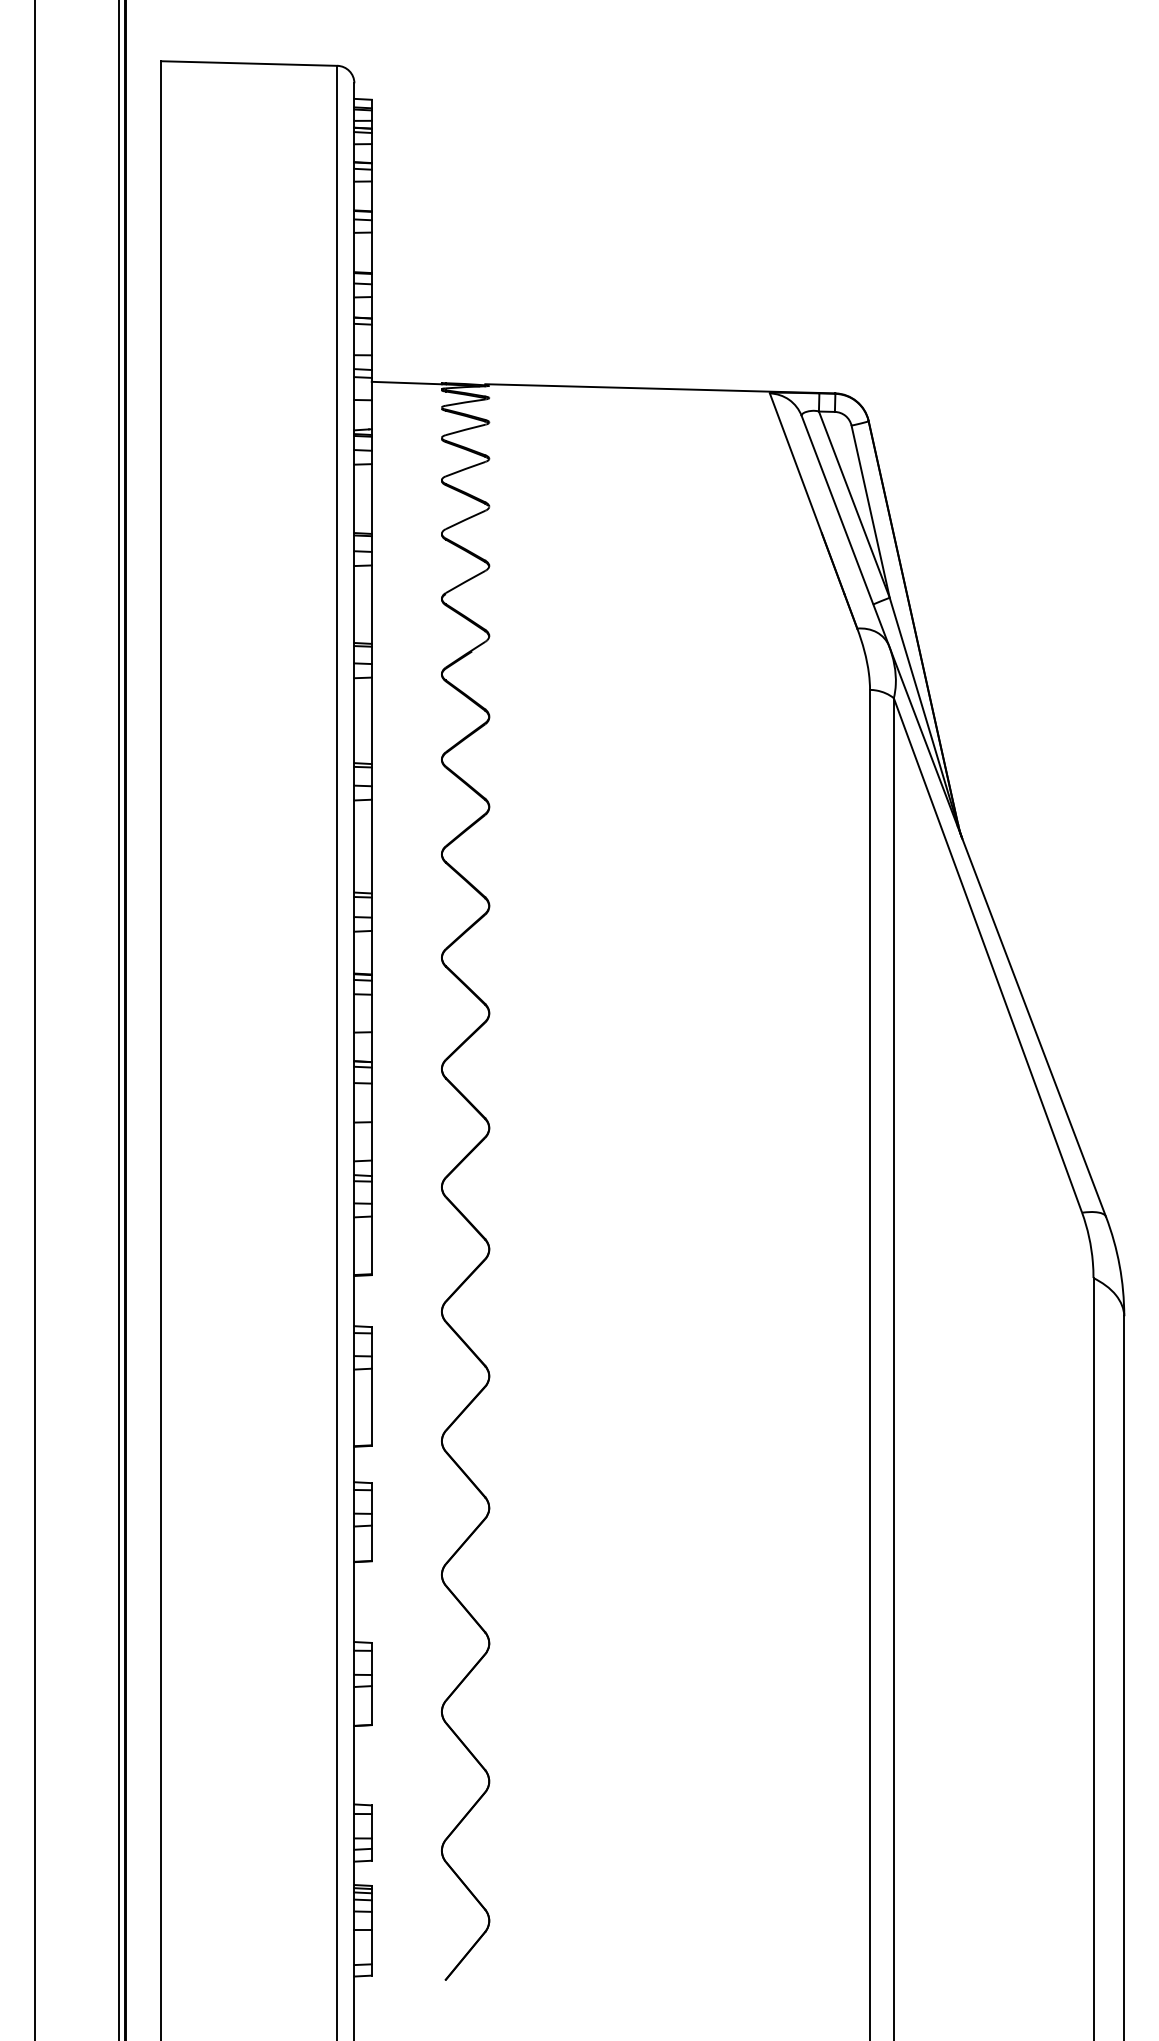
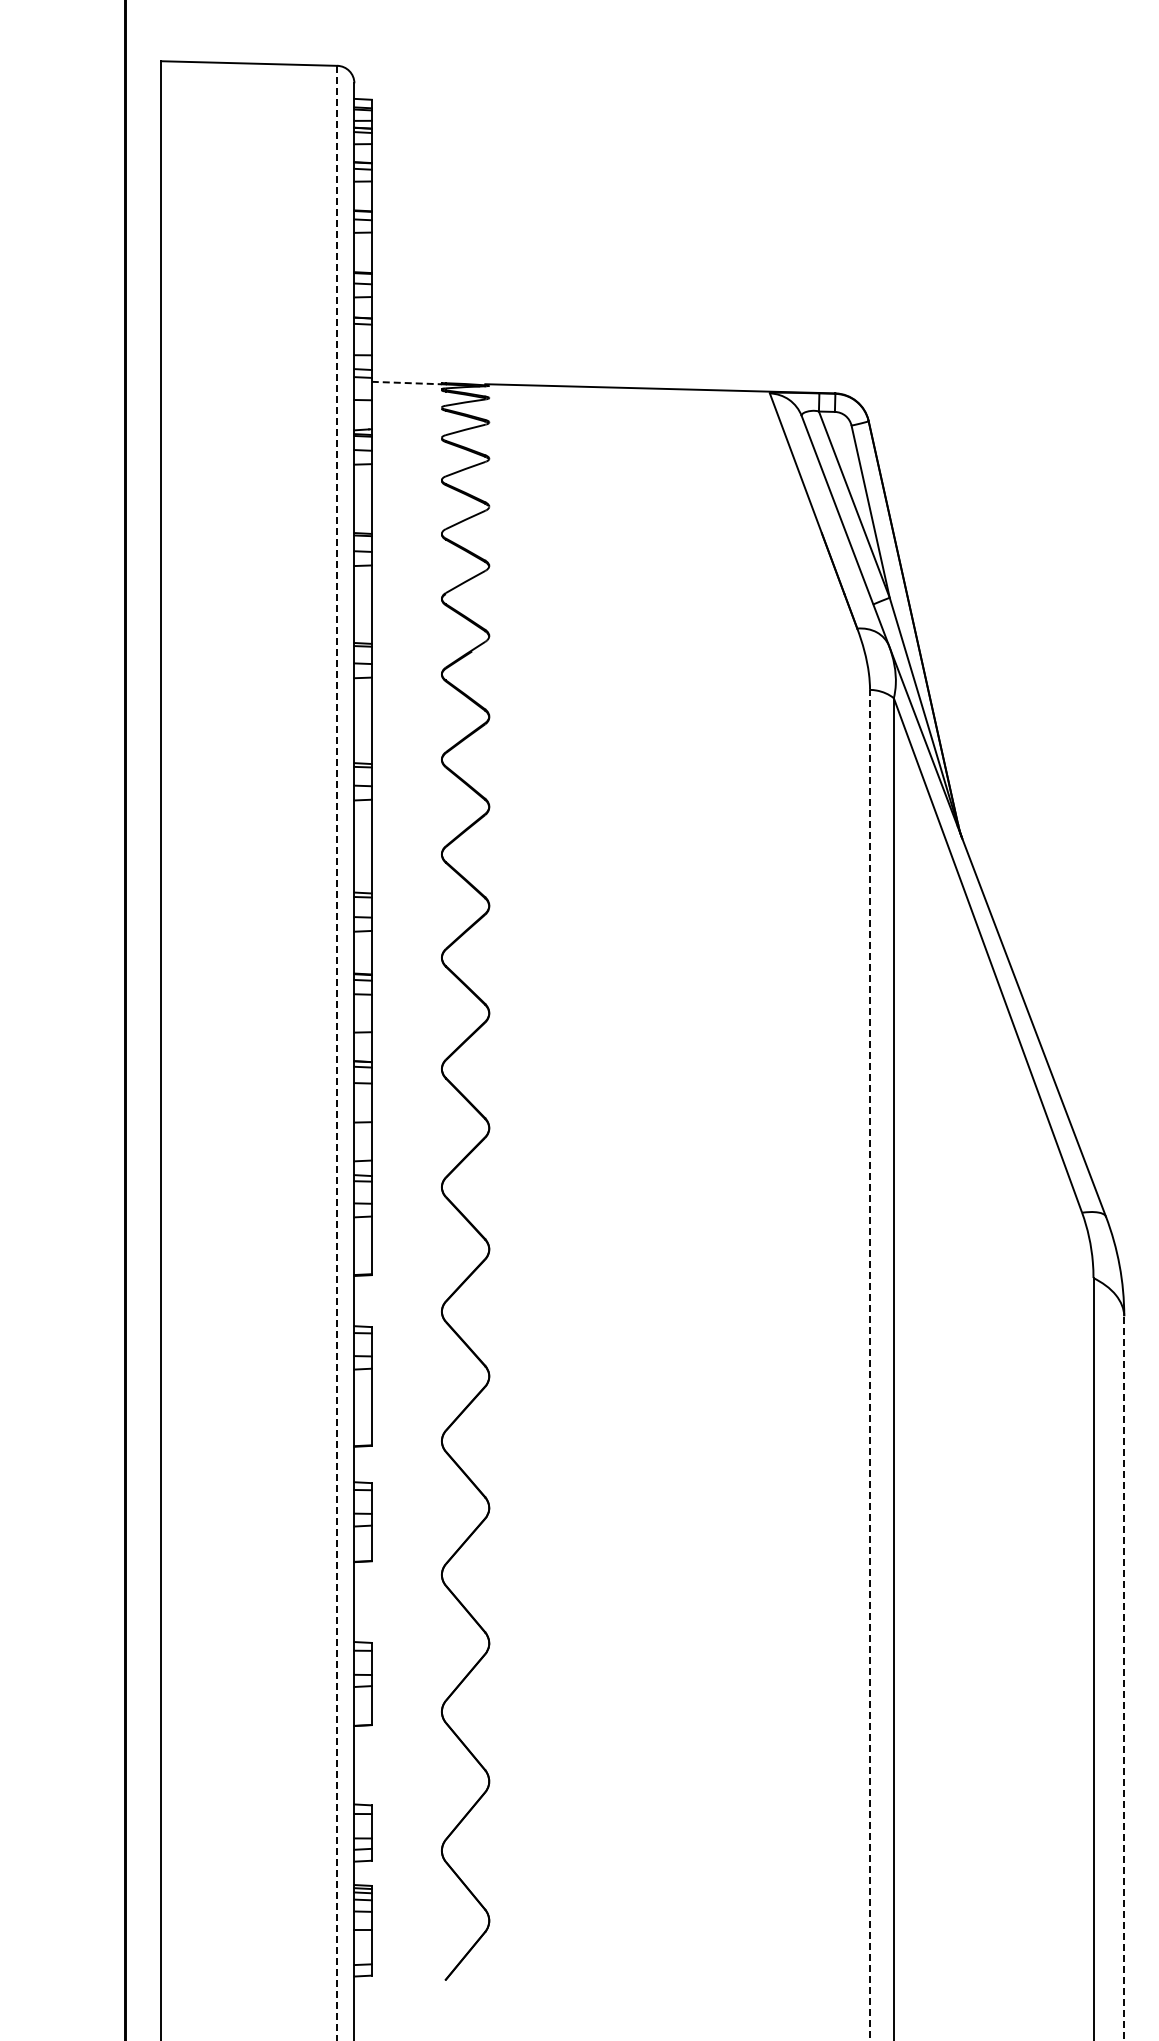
line: solid -> dashed (407, 383)
line: present -> none (34, 1019)
line: present -> none (118, 1019)
line: solid -> dashed (337, 1053)
line: solid -> dashed (870, 1364)
line: solid -> dashed (1124, 1678)
